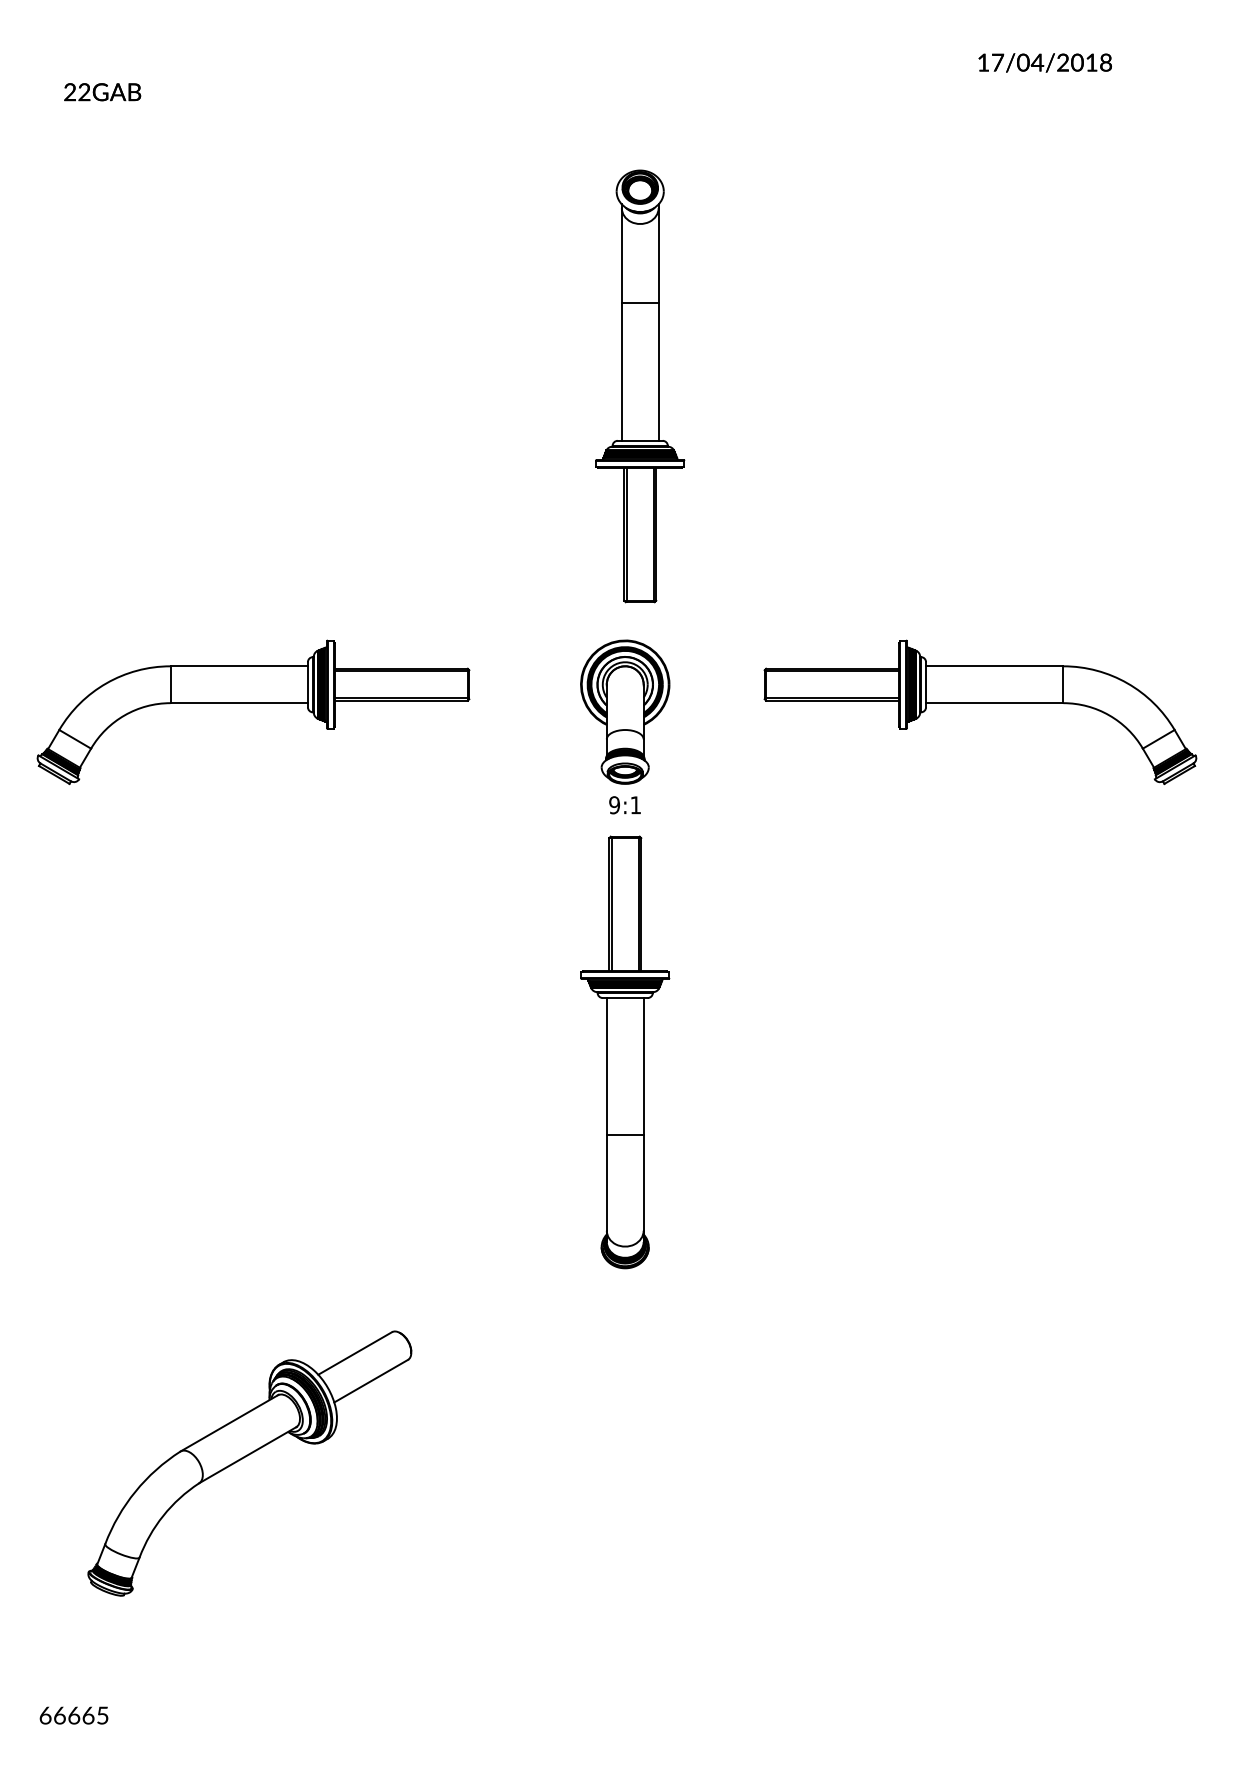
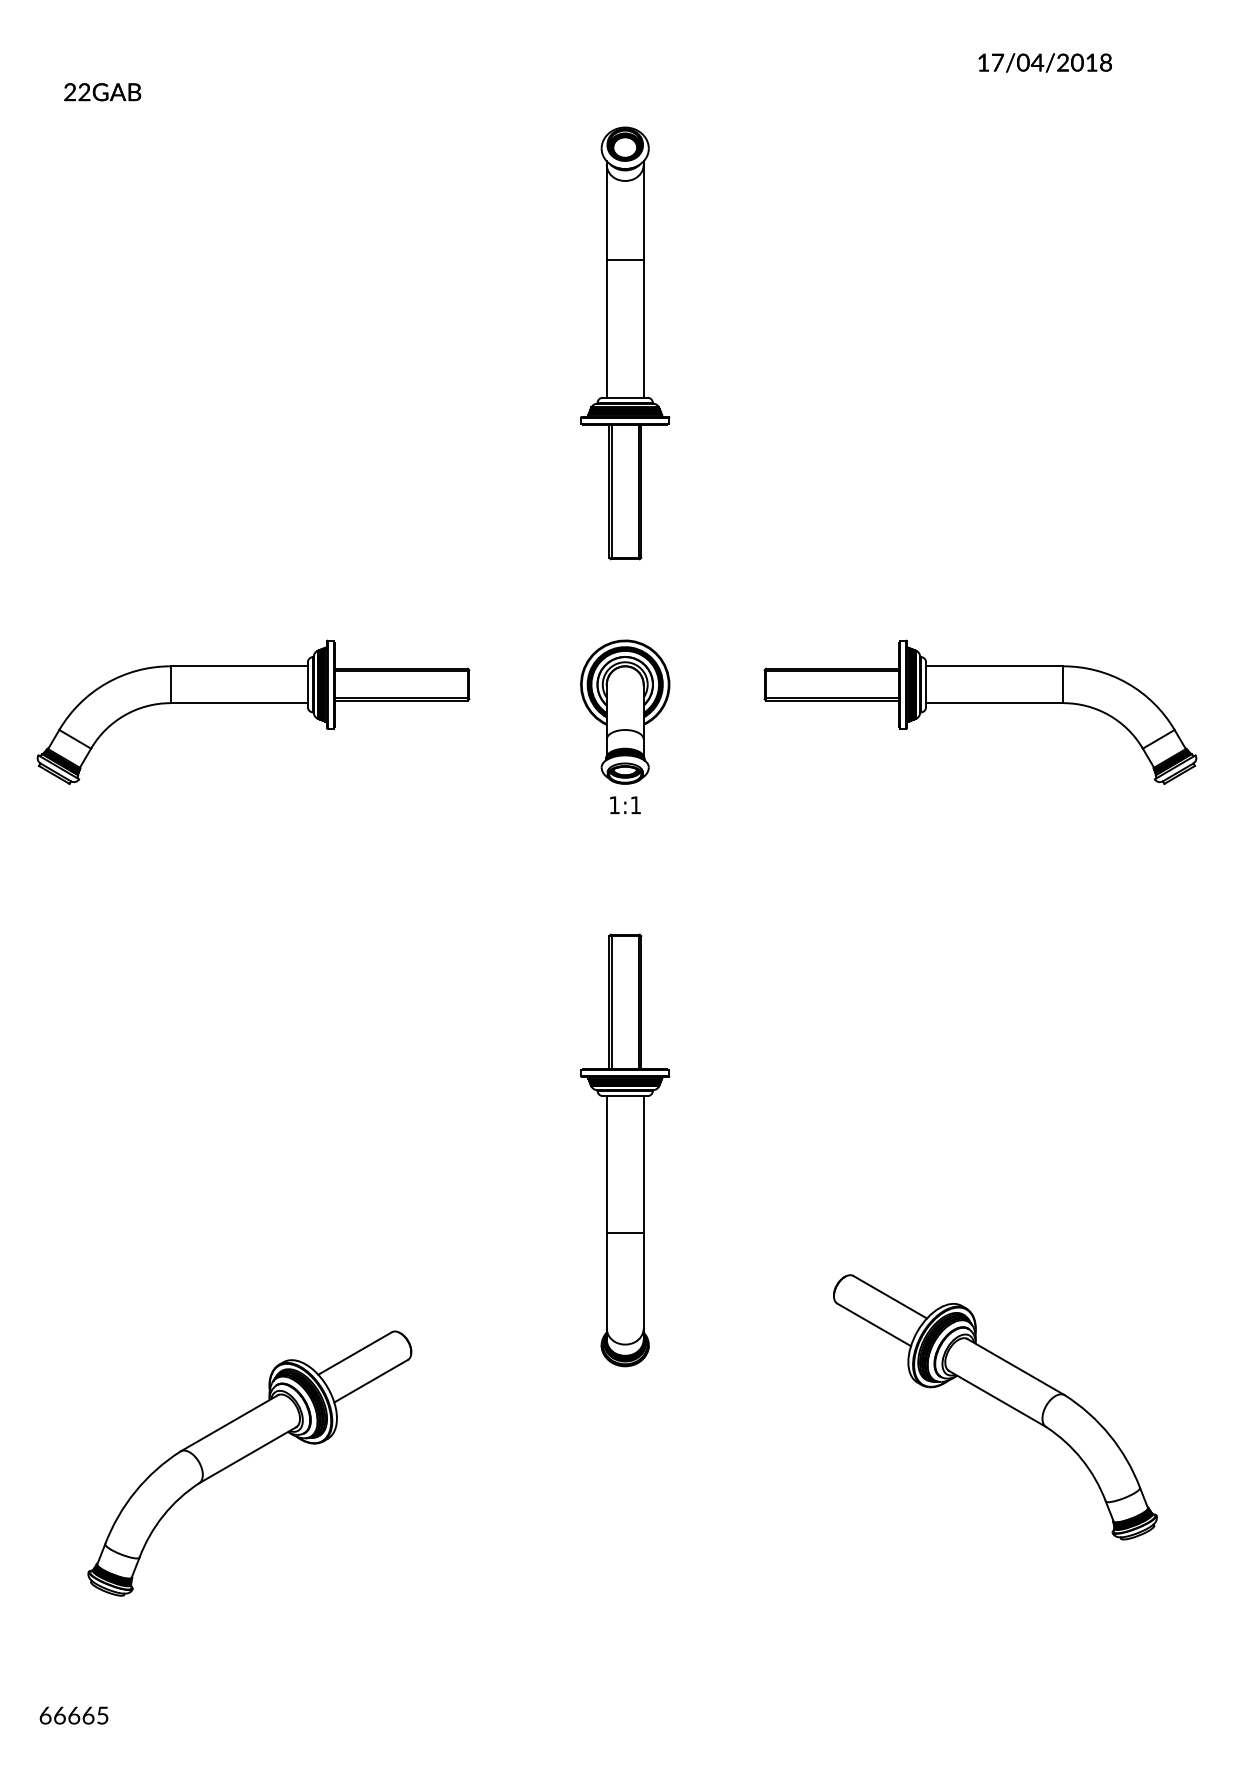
part position: (640, 386) -> (625, 343) (625, 343)
text: 9:1 -> 1:1 (614, 805)
part position: (625, 1052) -> (625, 1150) (625, 1150)
part: none -> present (999, 1401)
